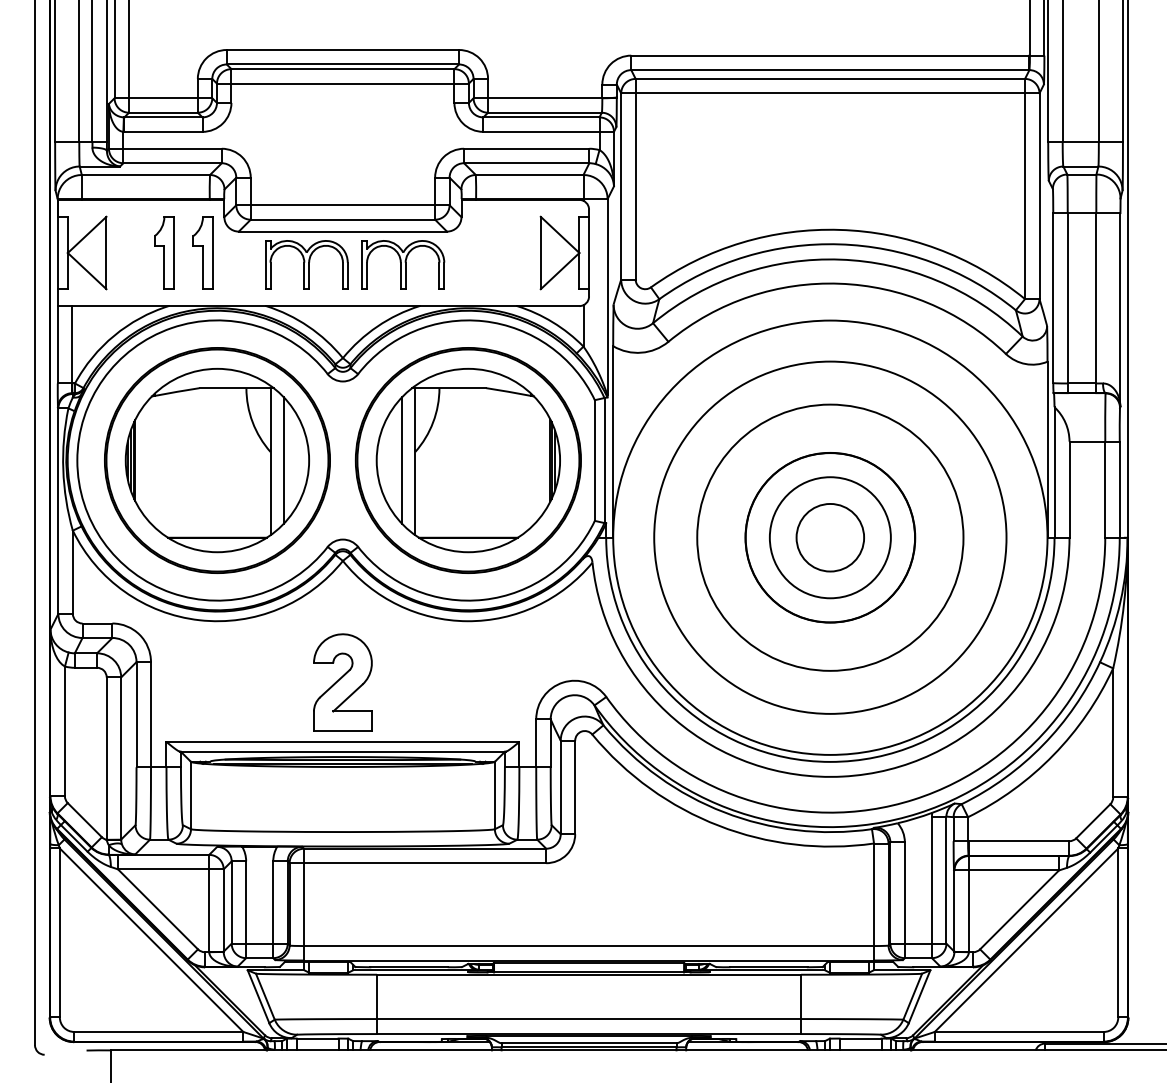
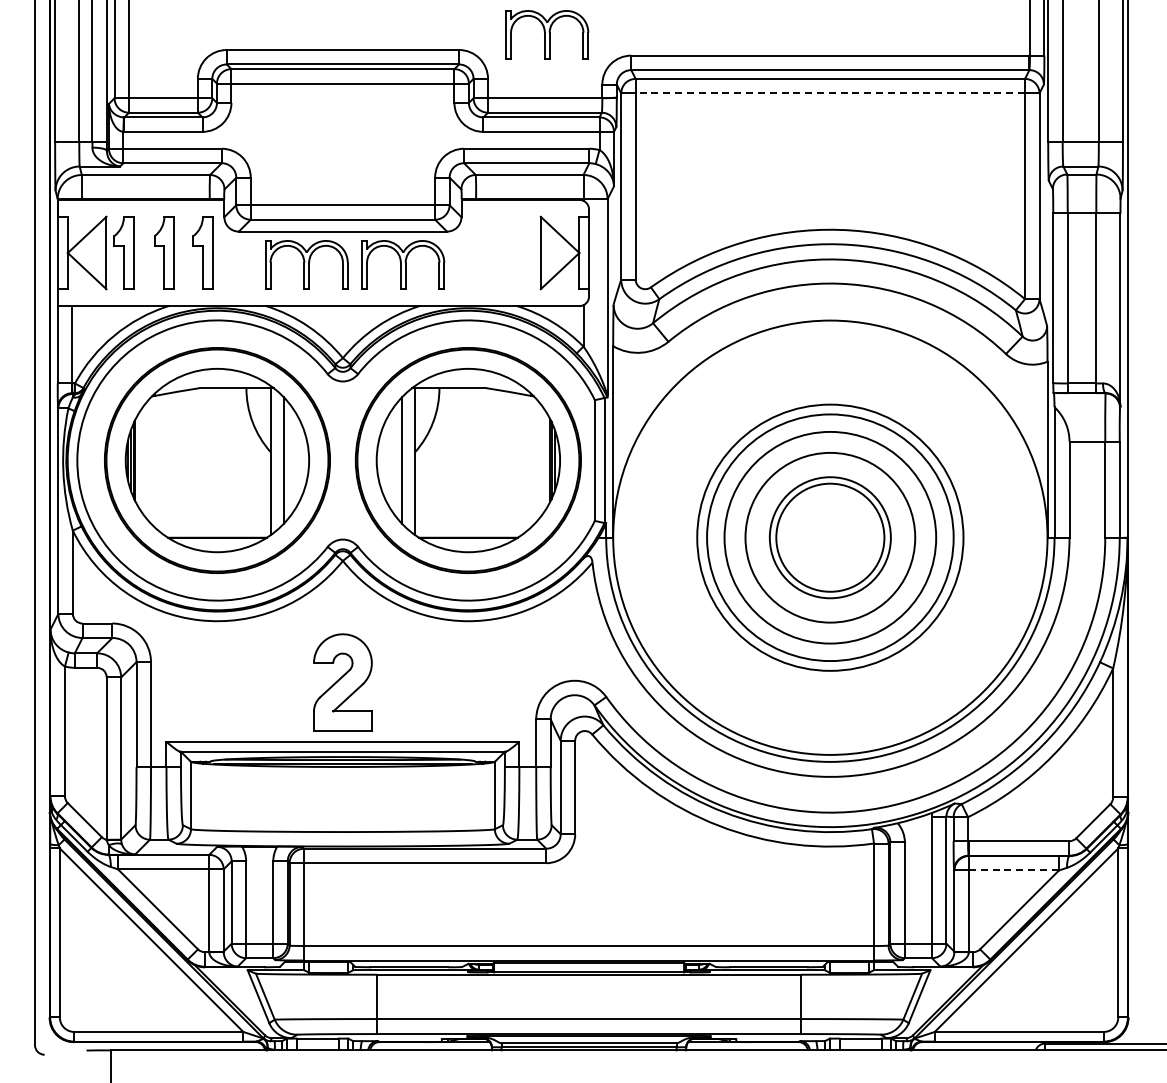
part: none -> present (547, 34)
line: solid -> dashed (830, 93)
part: none -> present (123, 252)
circle diameter: 169 px -> 212 px (830, 537)
circle diameter: 352 px -> 247 px (830, 537)
circle diameter: 68 px -> 108 px (830, 537)
line: solid -> dashed (1014, 870)
